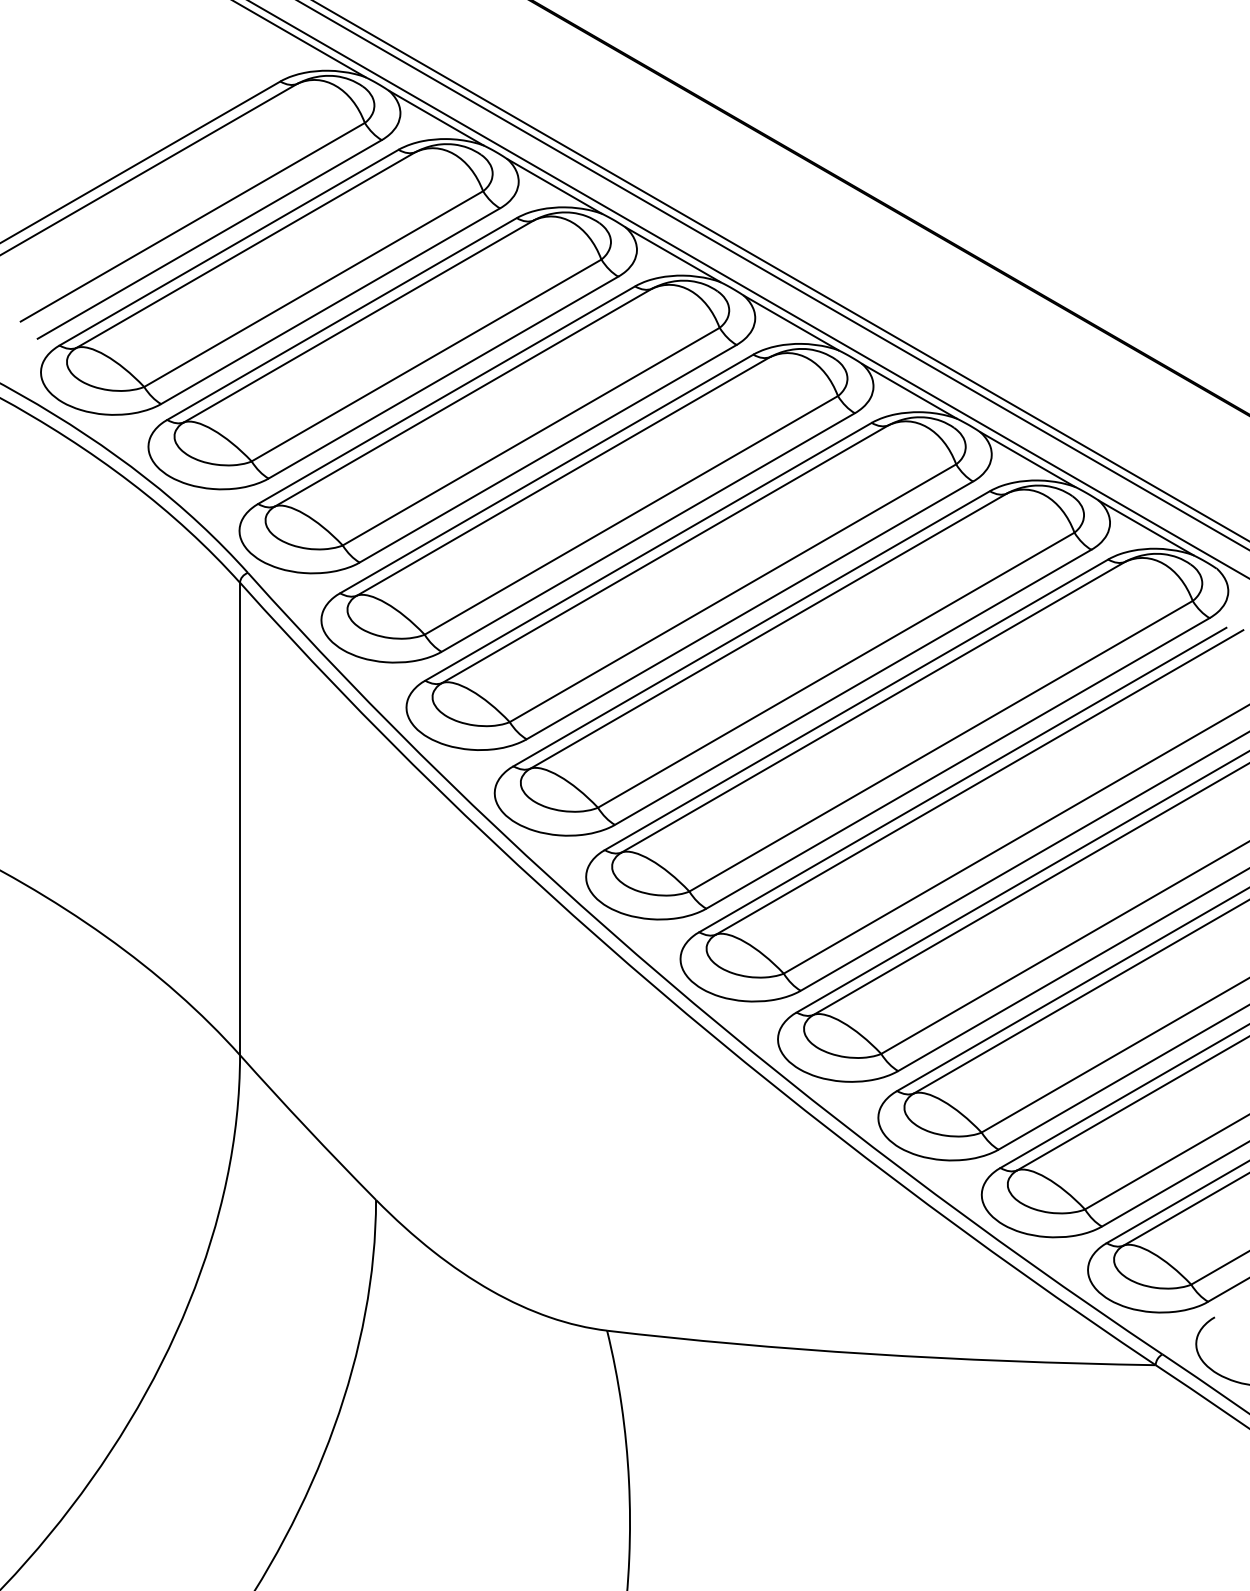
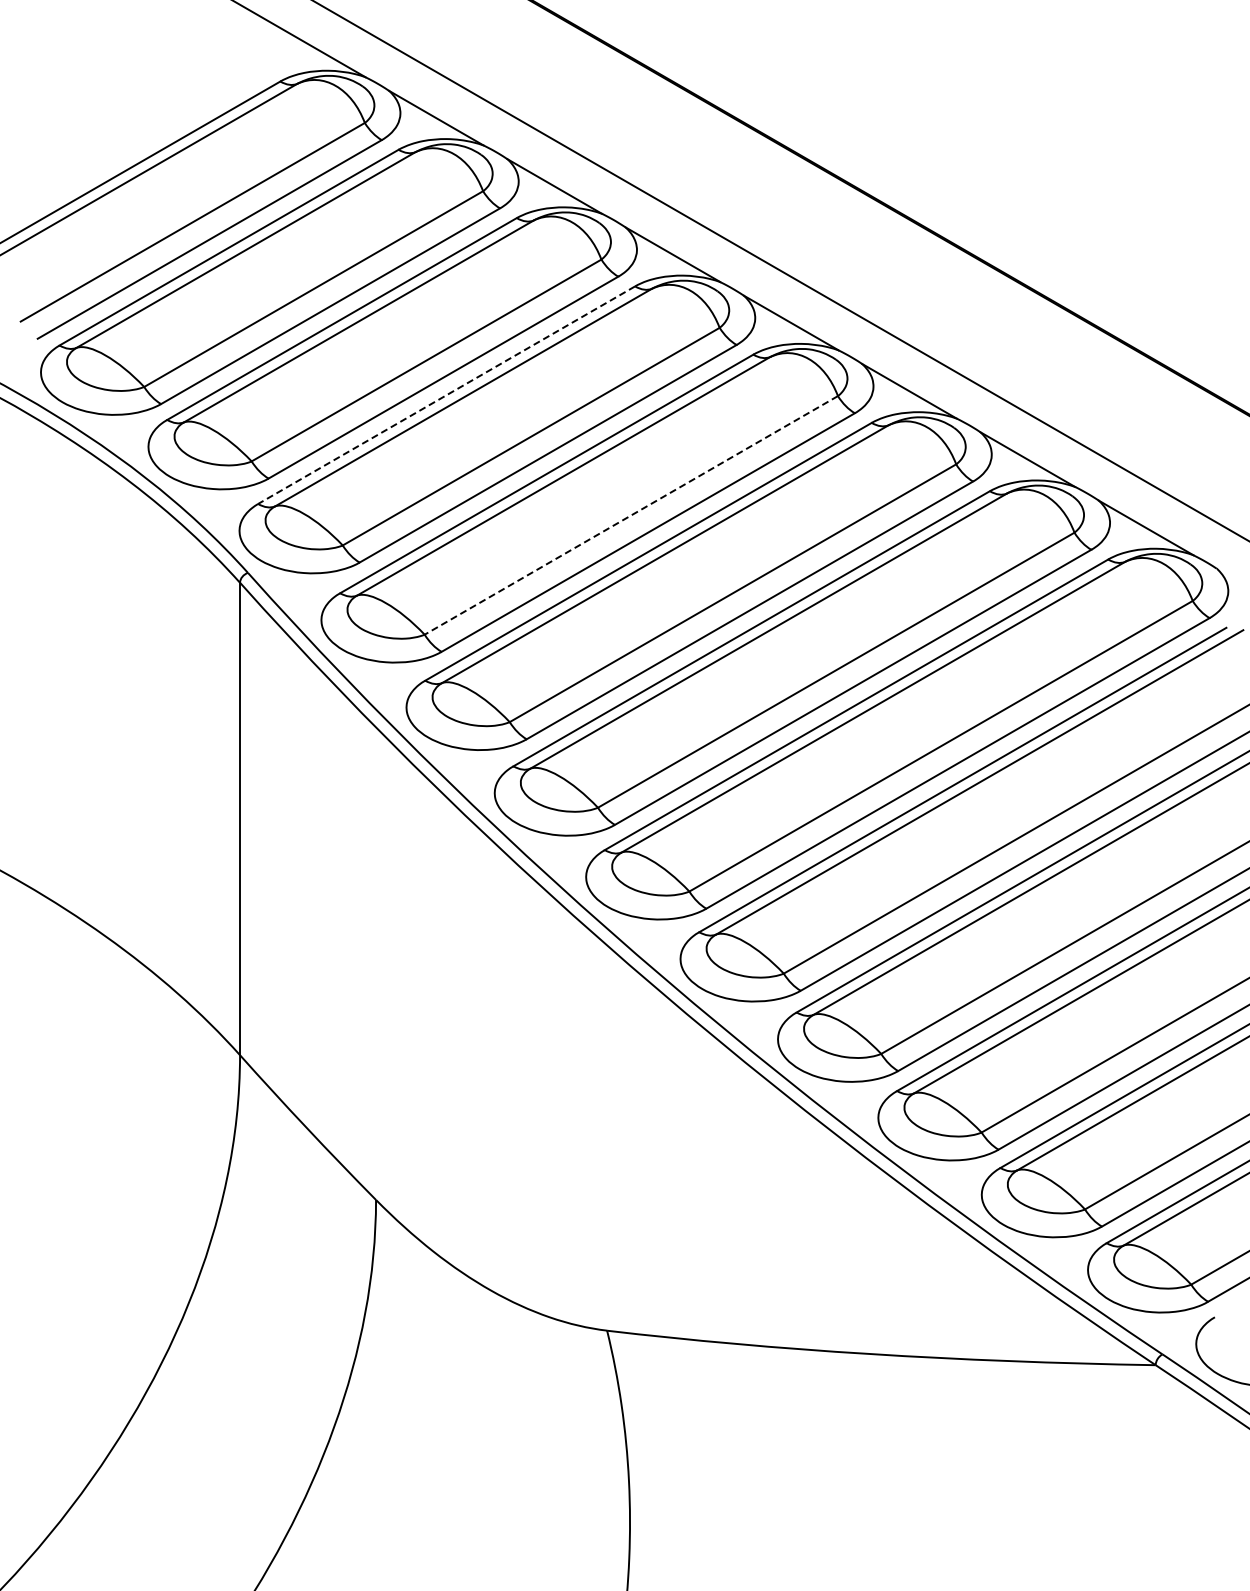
line: present -> none (773, 275)
line: present -> none (748, 289)
line: solid -> dashed (446, 395)
line: solid -> dashed (631, 515)
